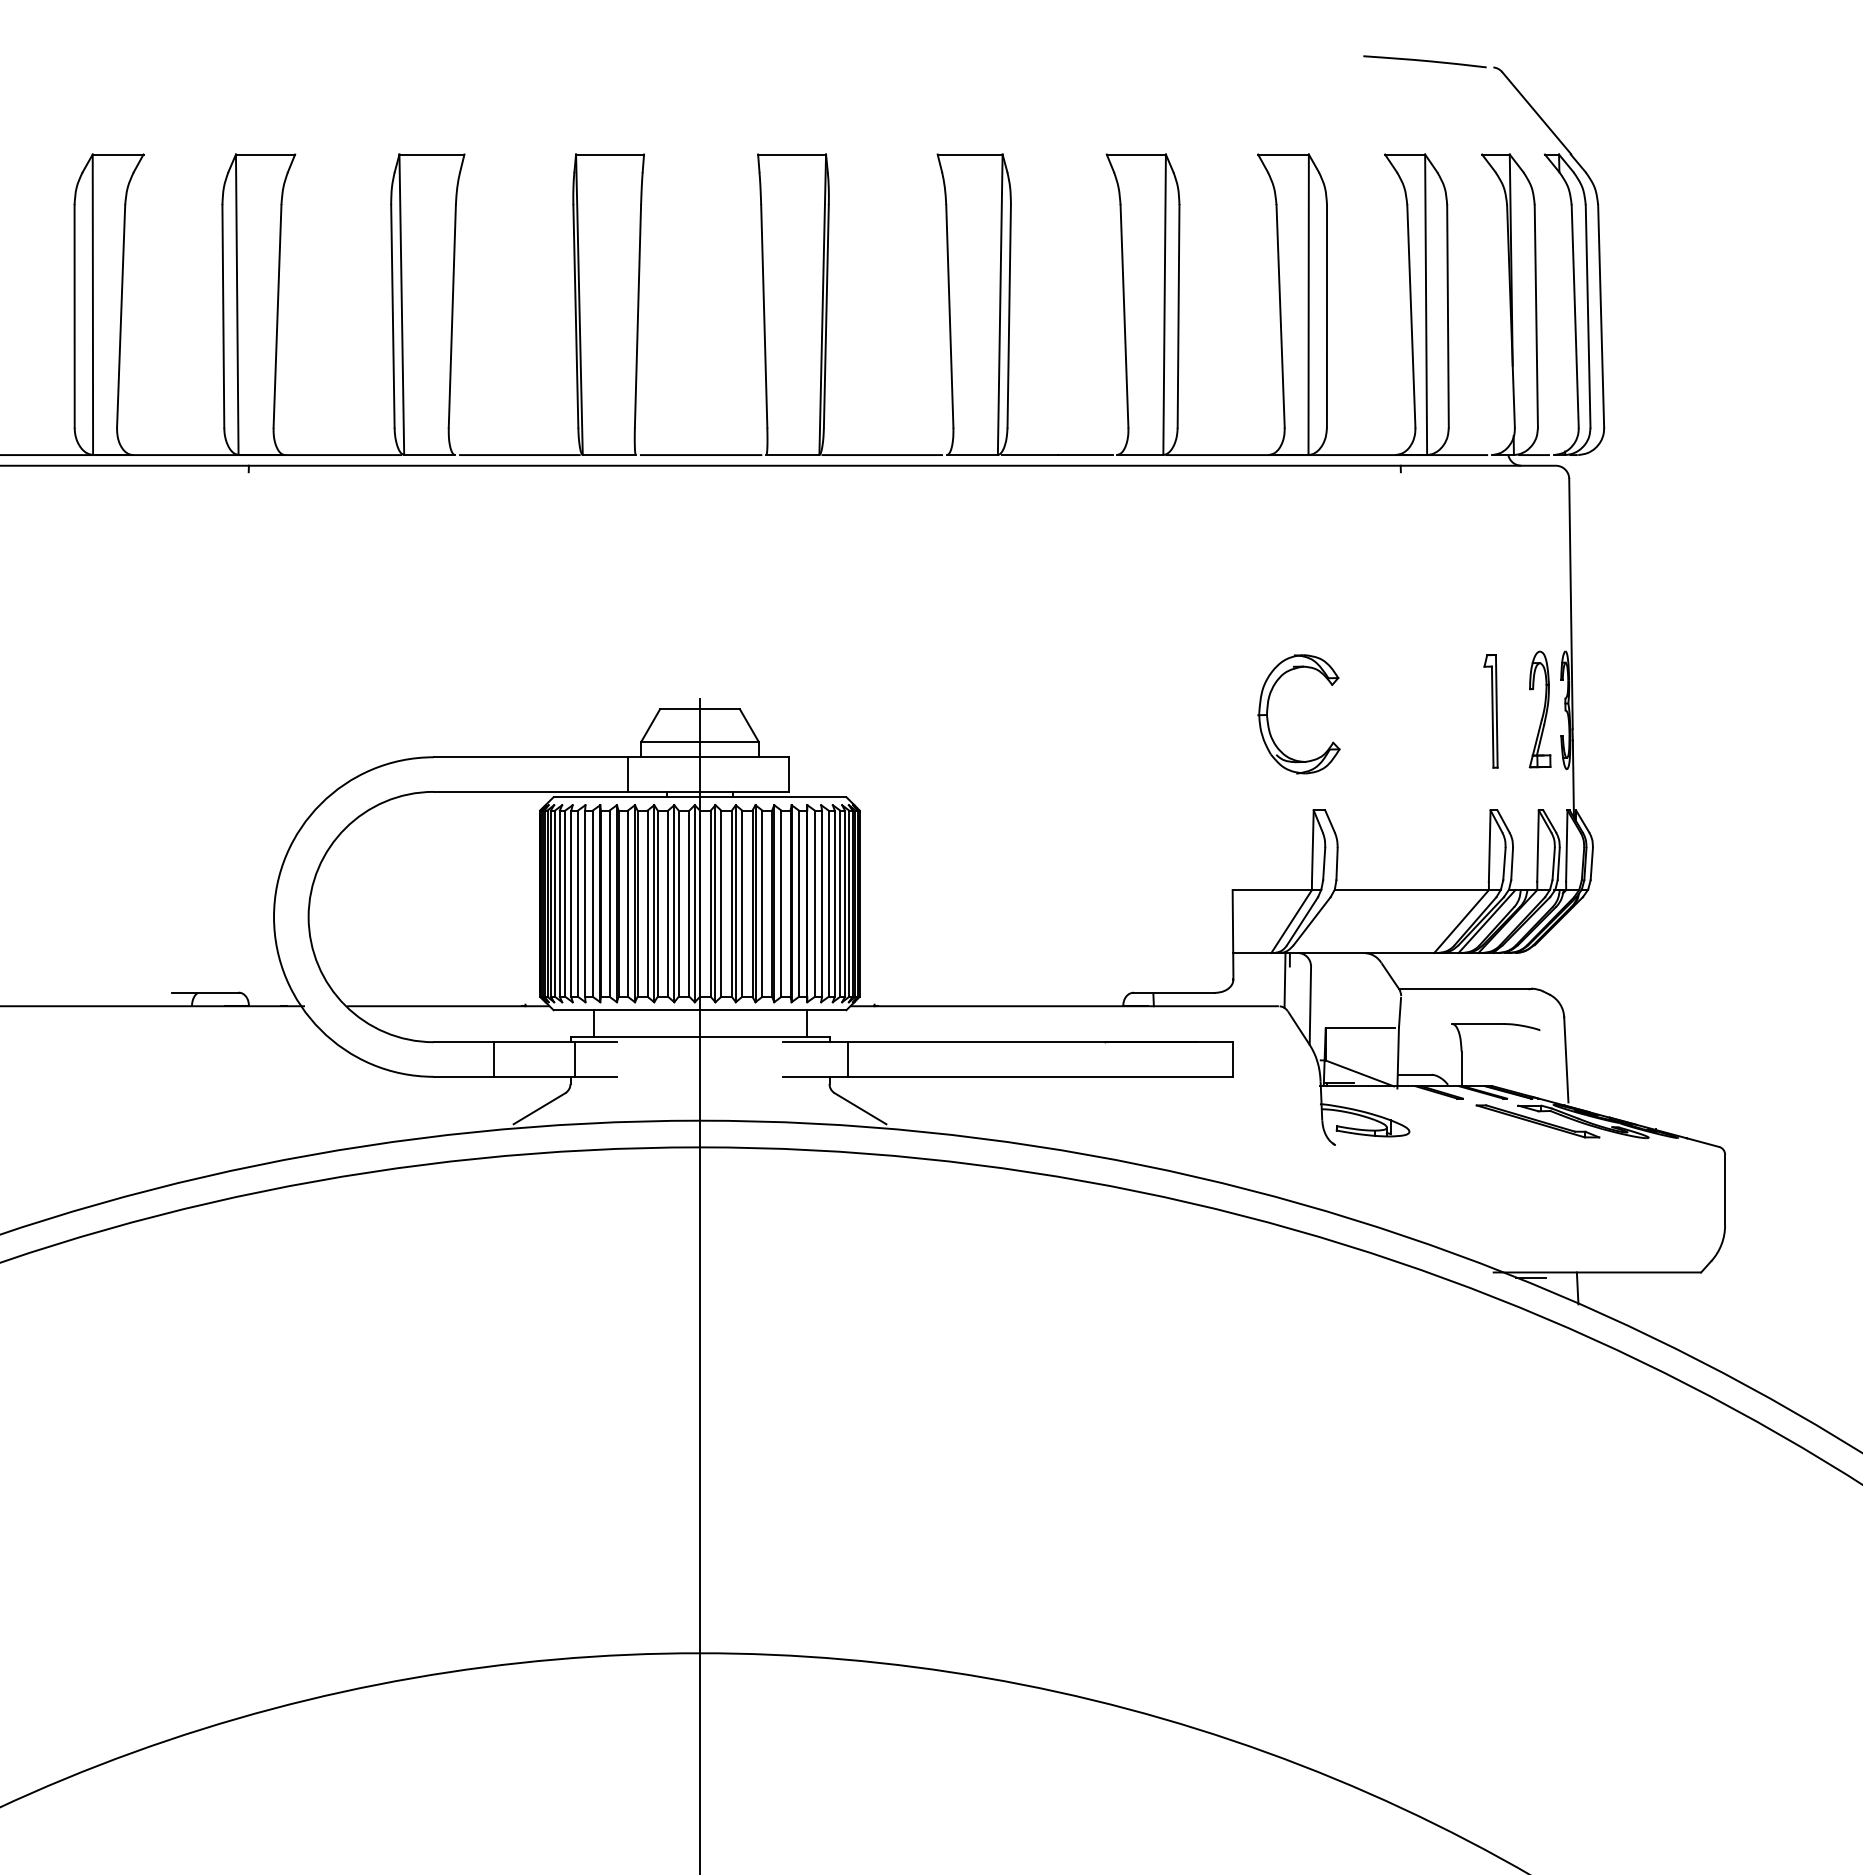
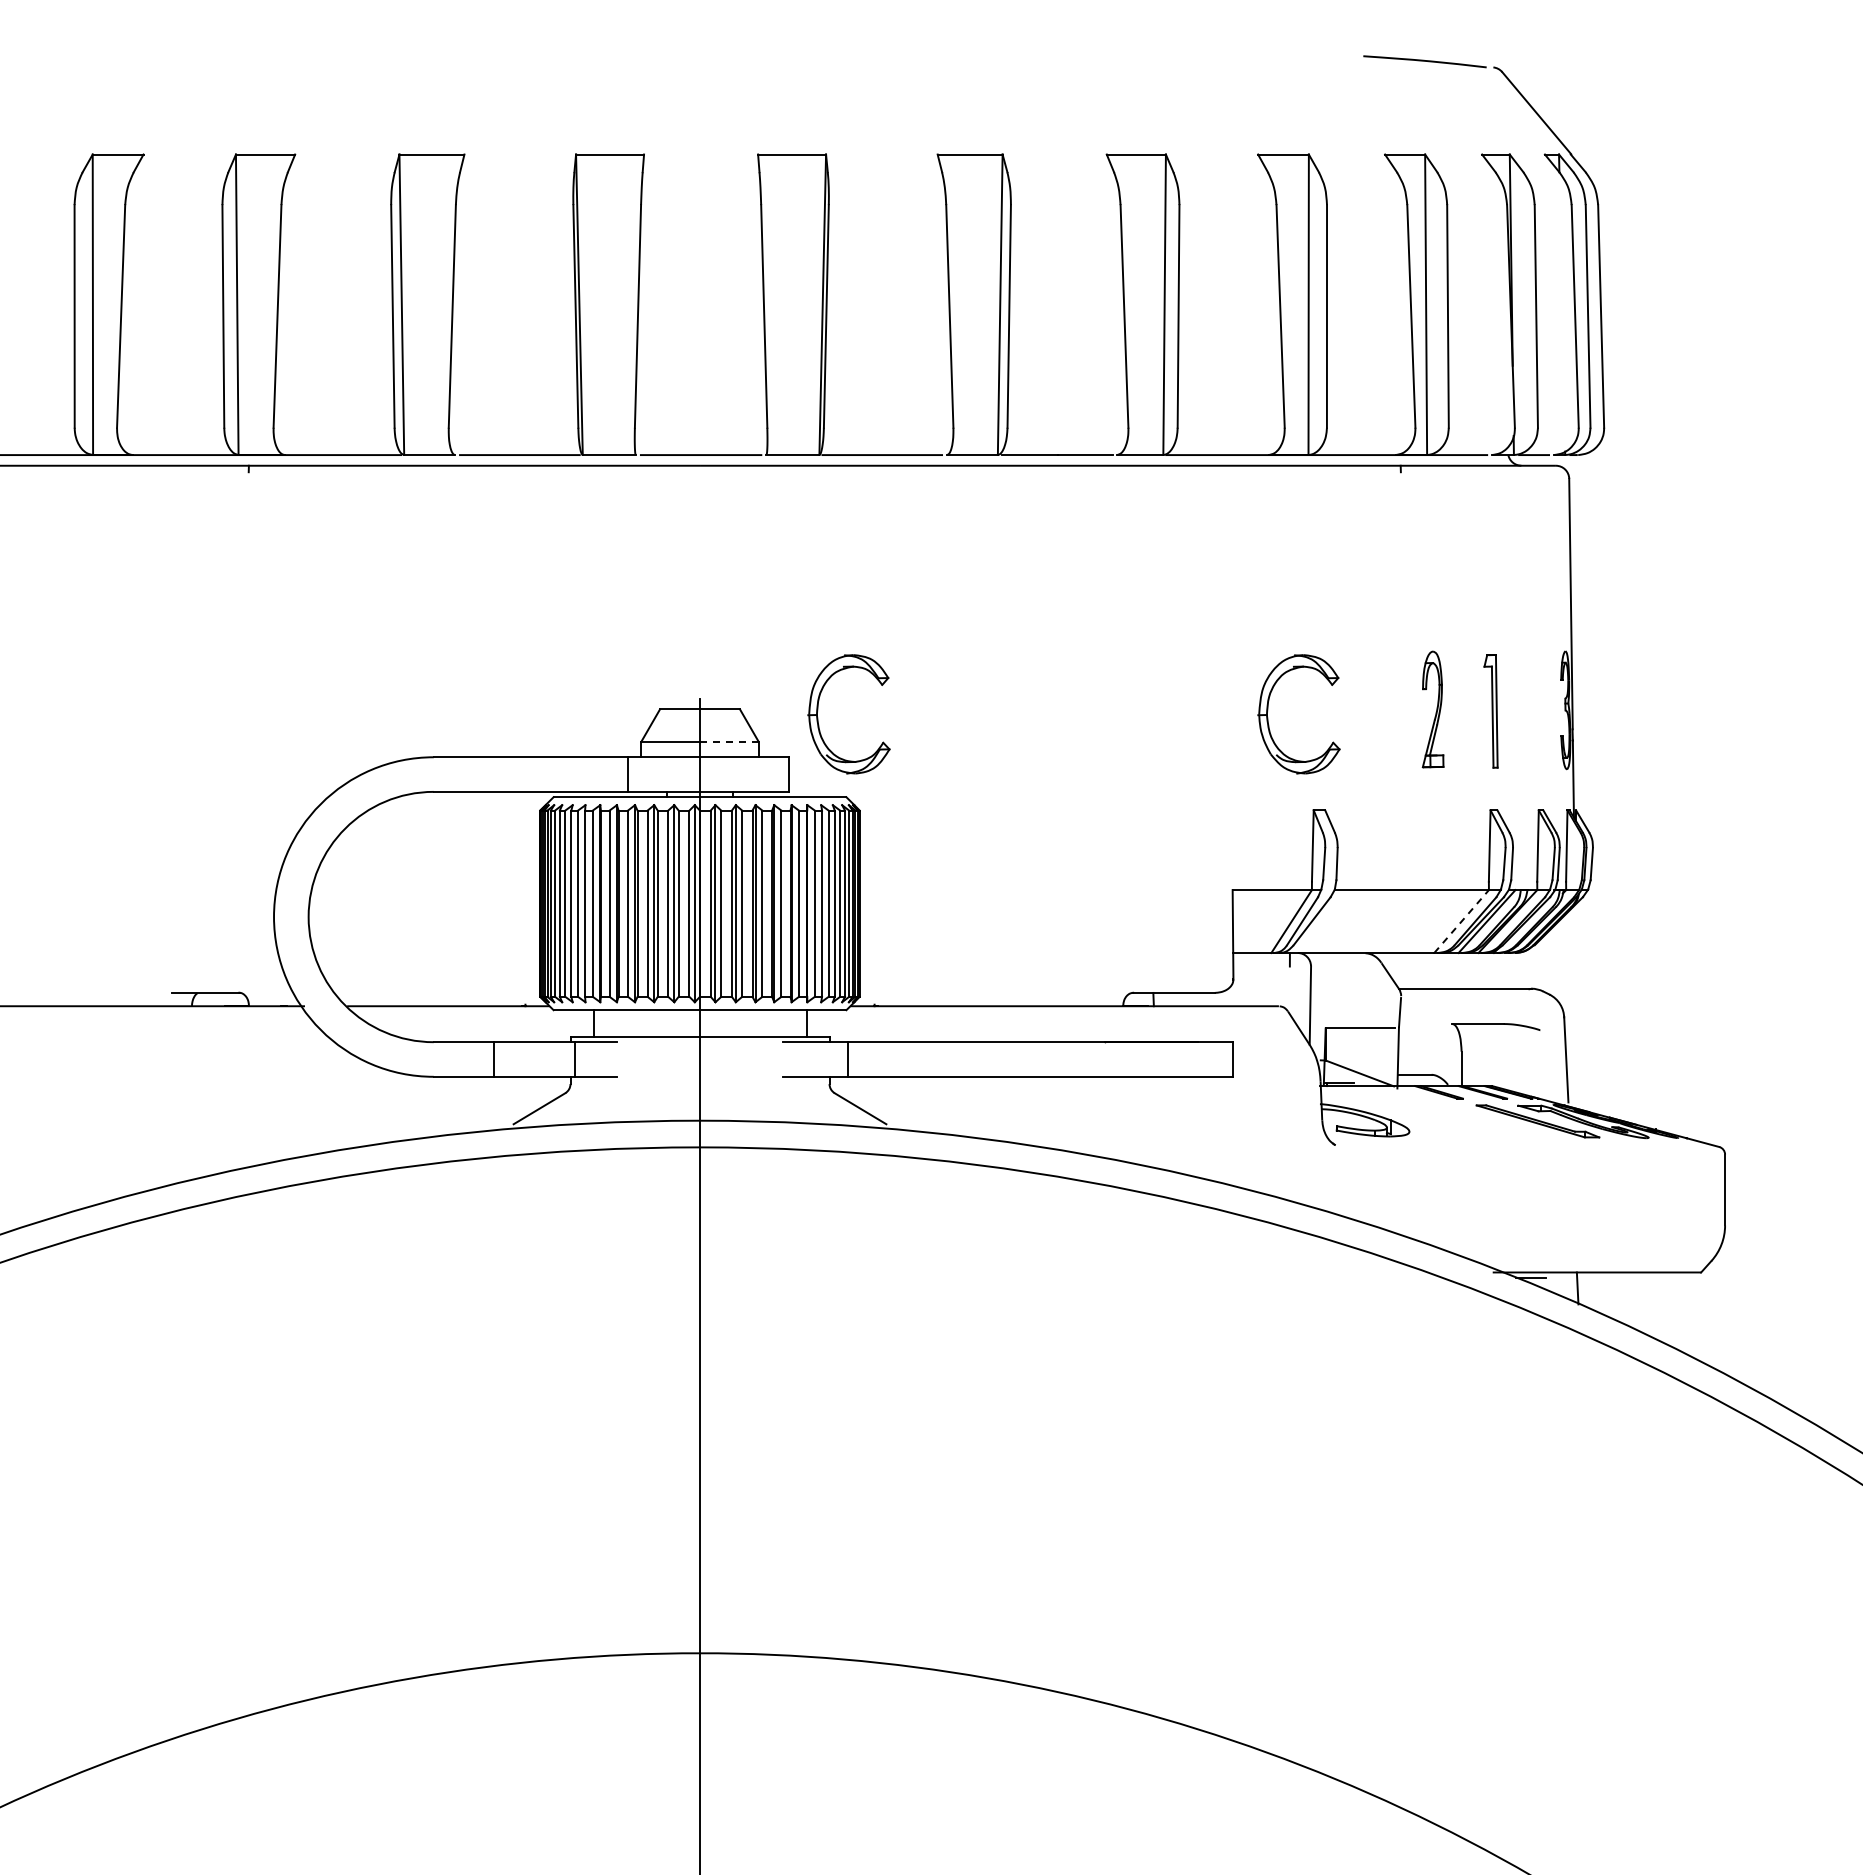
part position: (1539, 709) -> (1432, 709) (1432, 709)
part: none -> present (818, 717)
line: solid -> dashed (729, 741)
line: solid -> dashed (1461, 921)
line: present -> none (1284, 980)
